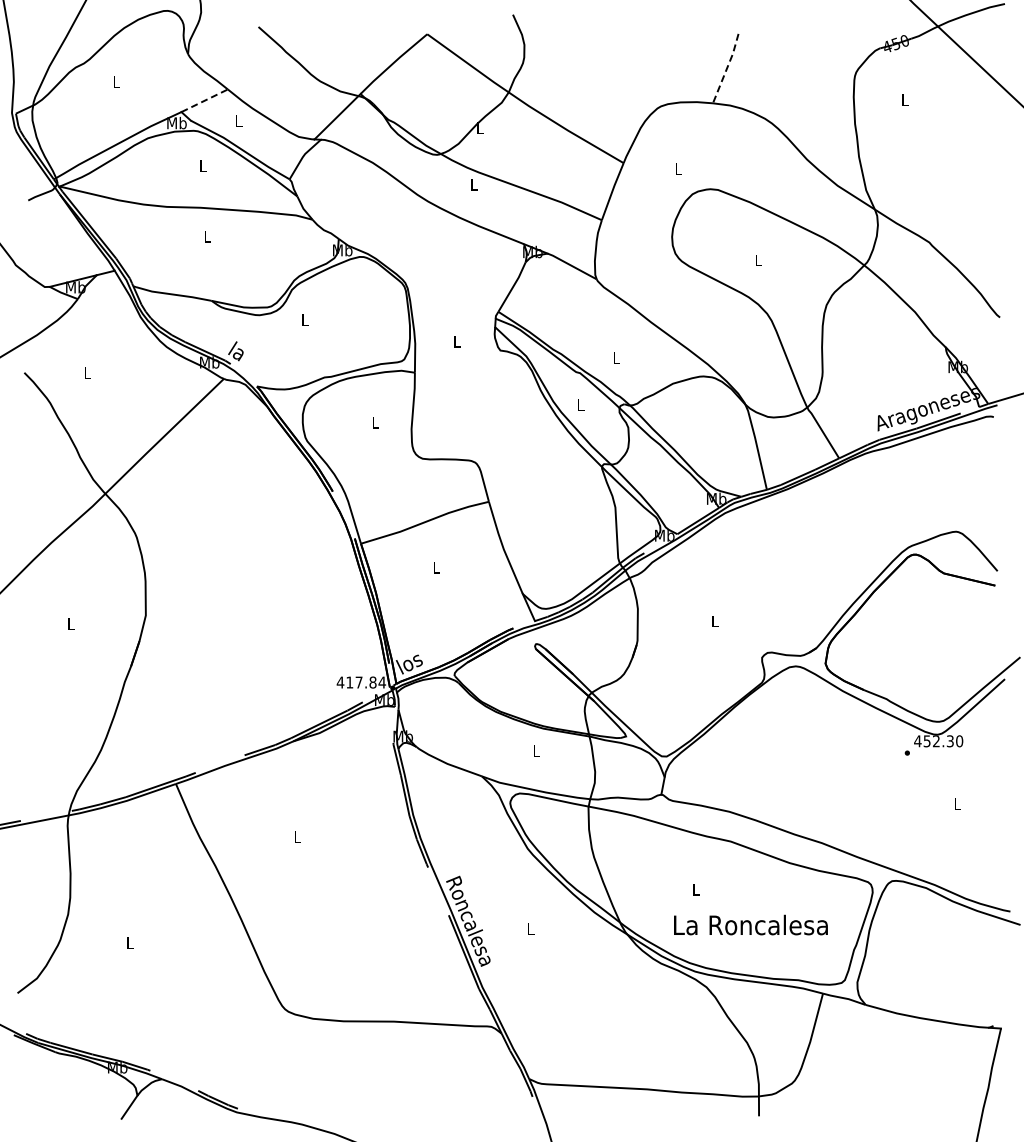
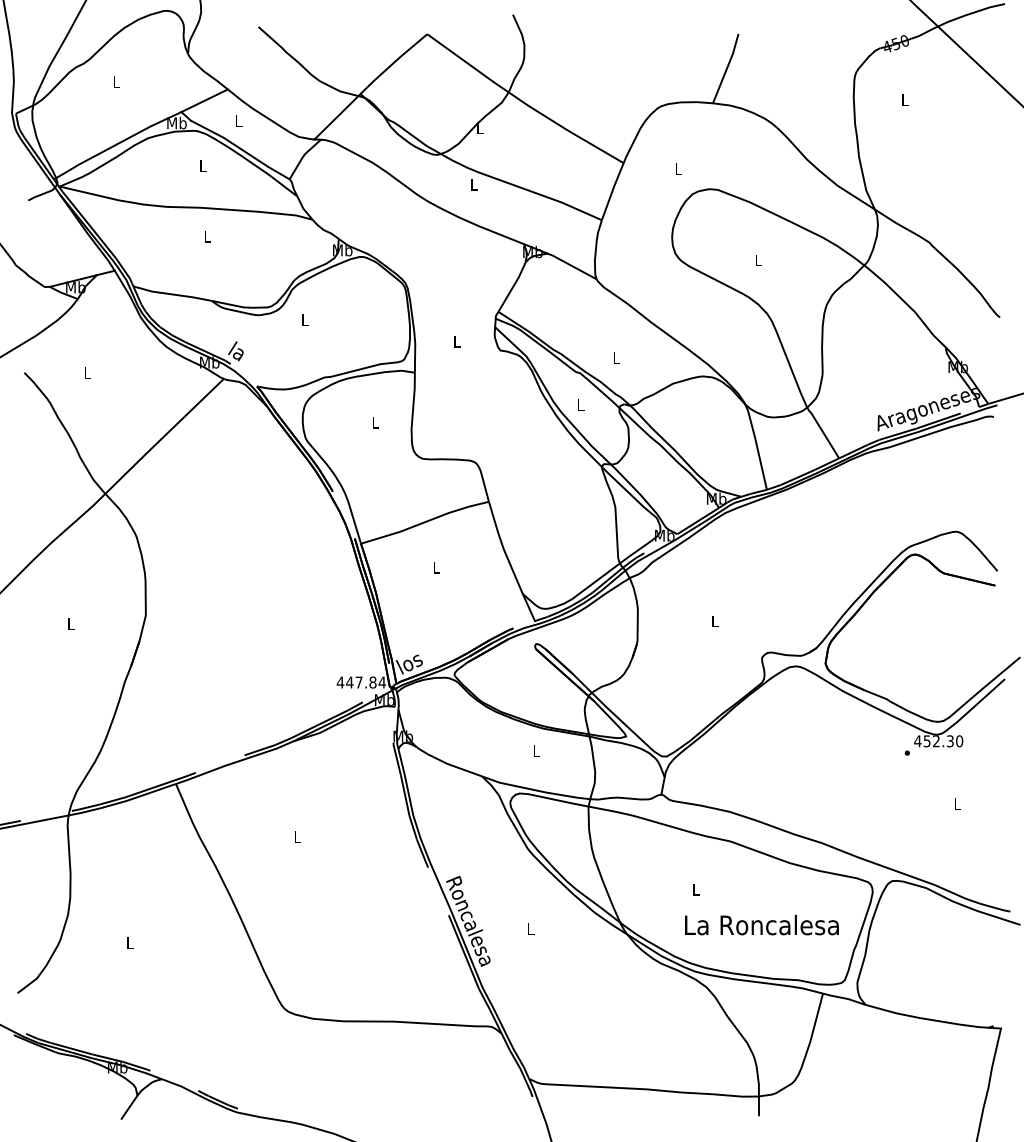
line: dashed -> solid (727, 68)
line: dashed -> solid (204, 100)
text: 417.84 -> 447.84 (349, 682)
text position: (750, 924) -> (761, 924) (761, 924)
